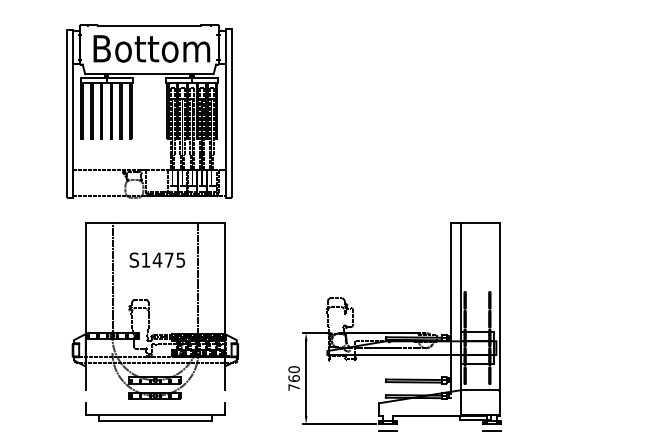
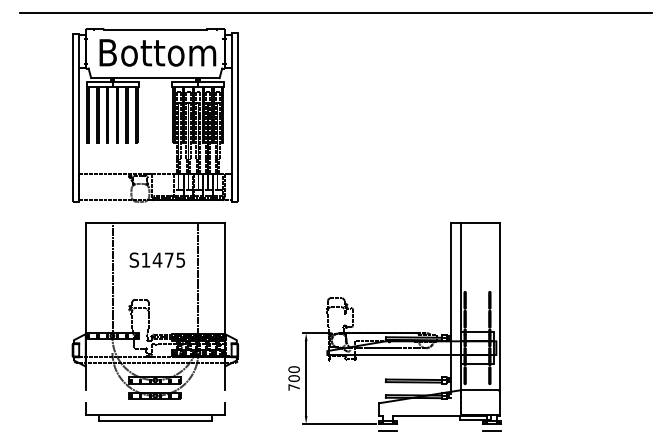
line: none -> present (335, 13)
part position: (132, 111) -> (138, 115) (138, 115)
text: 760 -> 700 (293, 378)
